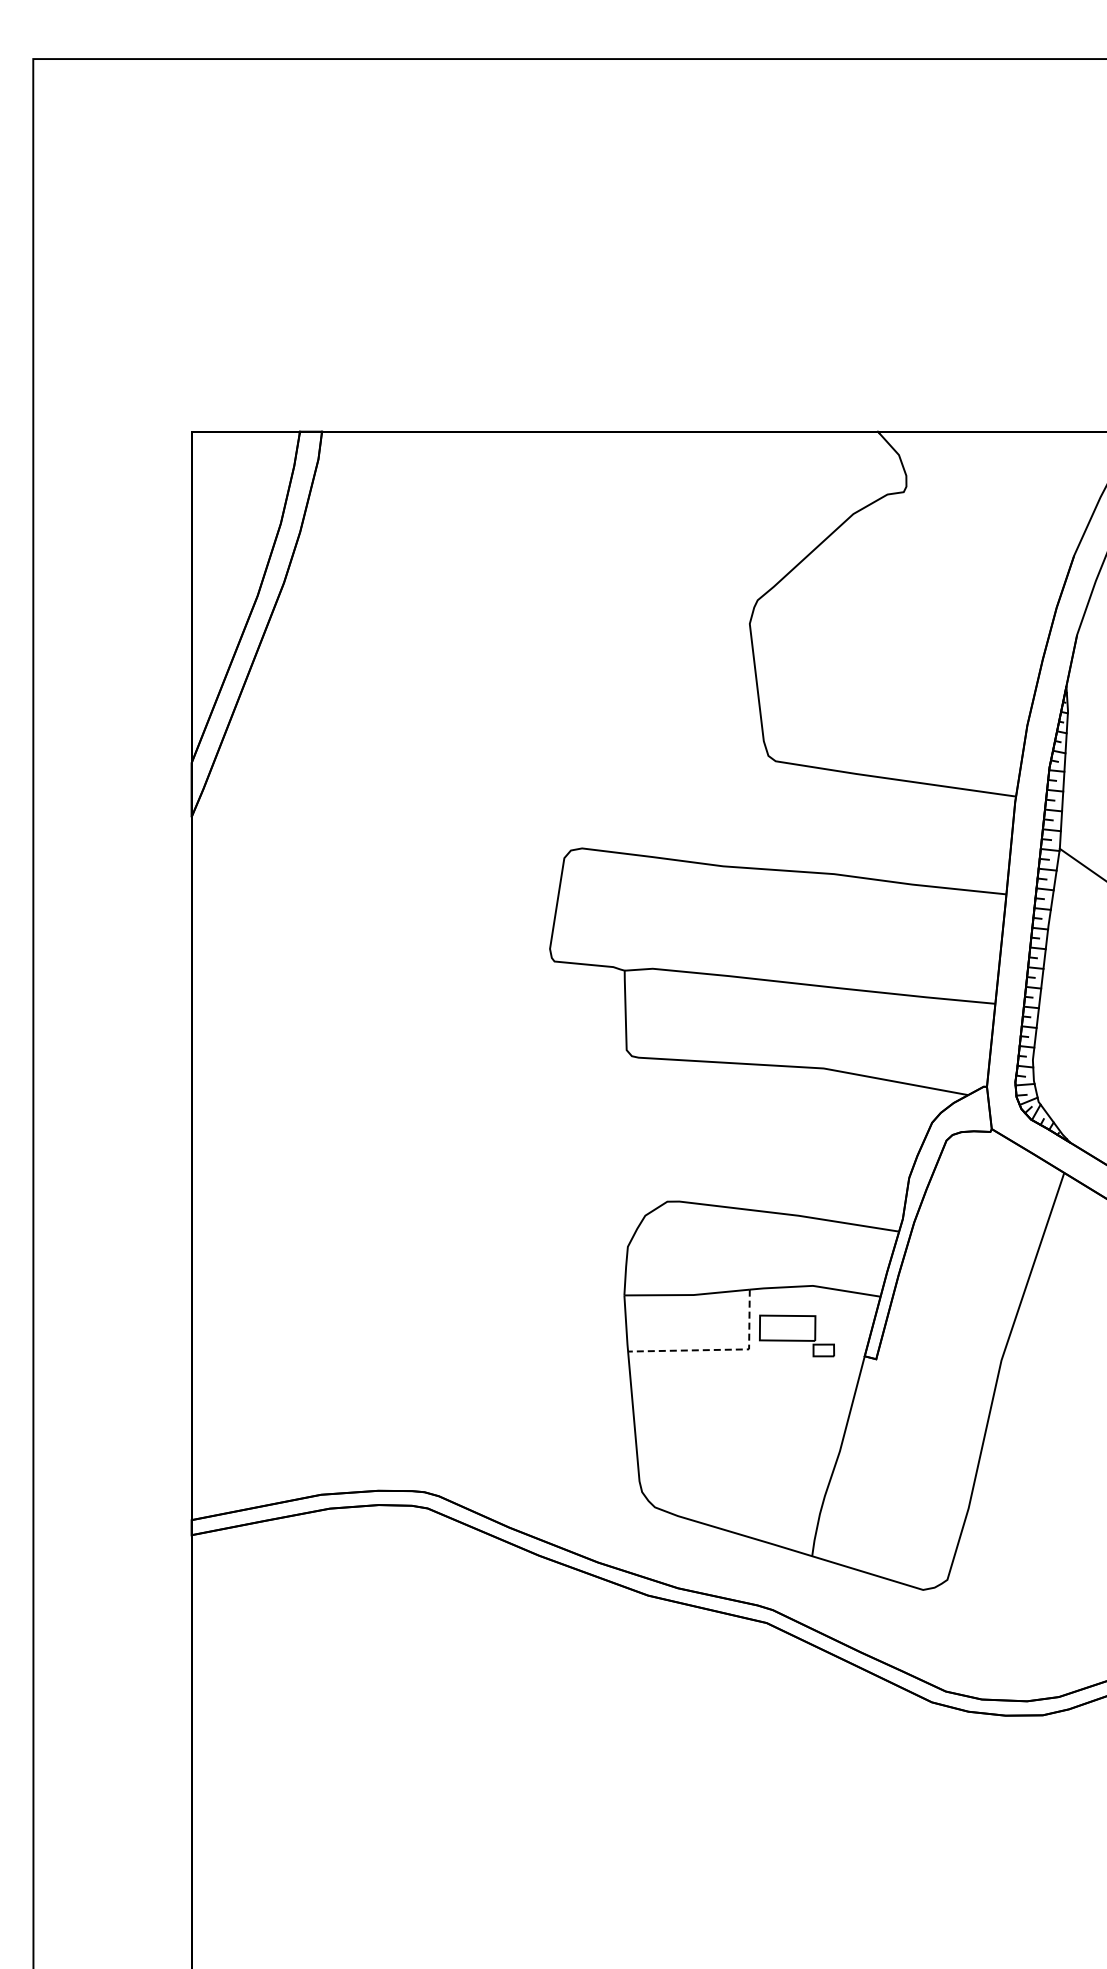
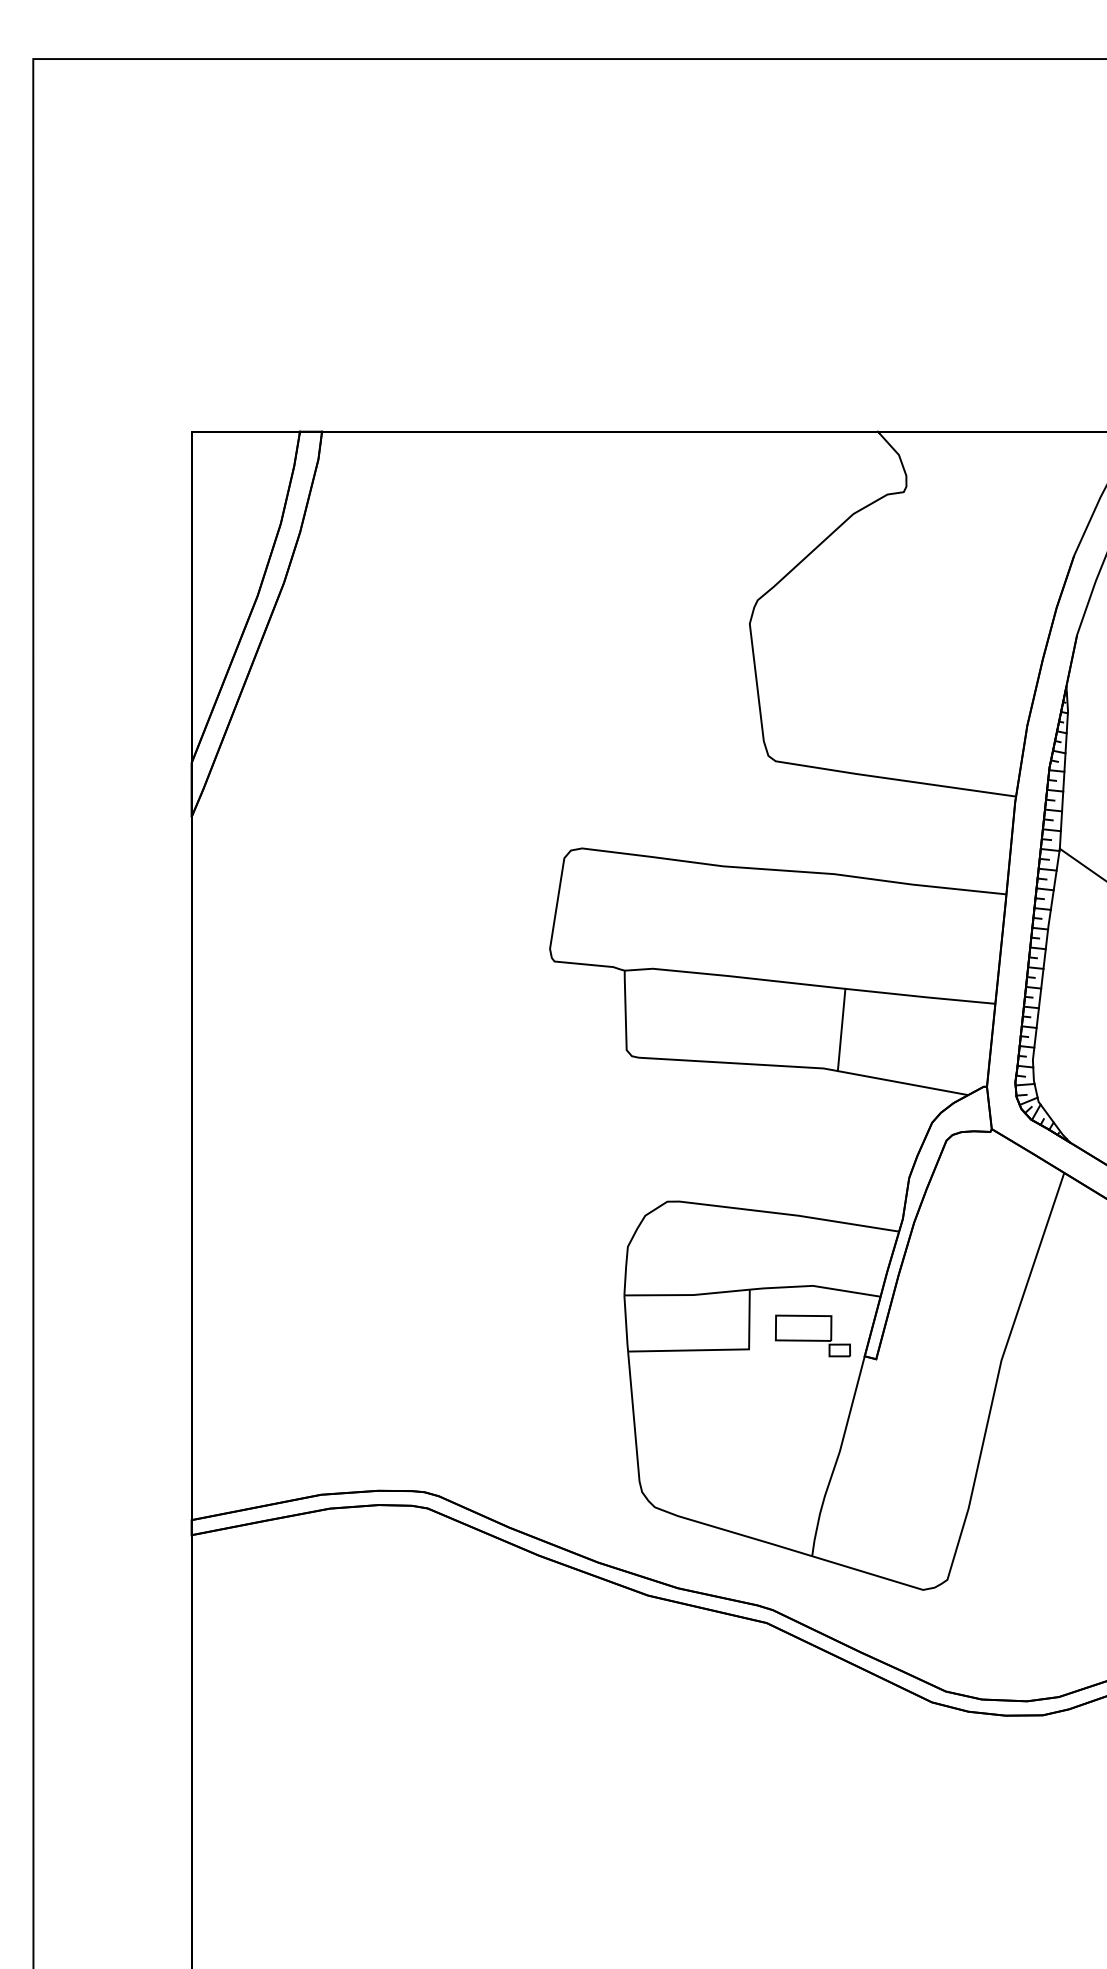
line: none -> present (841, 1029)
part position: (796, 1335) -> (812, 1335) (812, 1335)
line: dashed -> solid (719, 1349)
